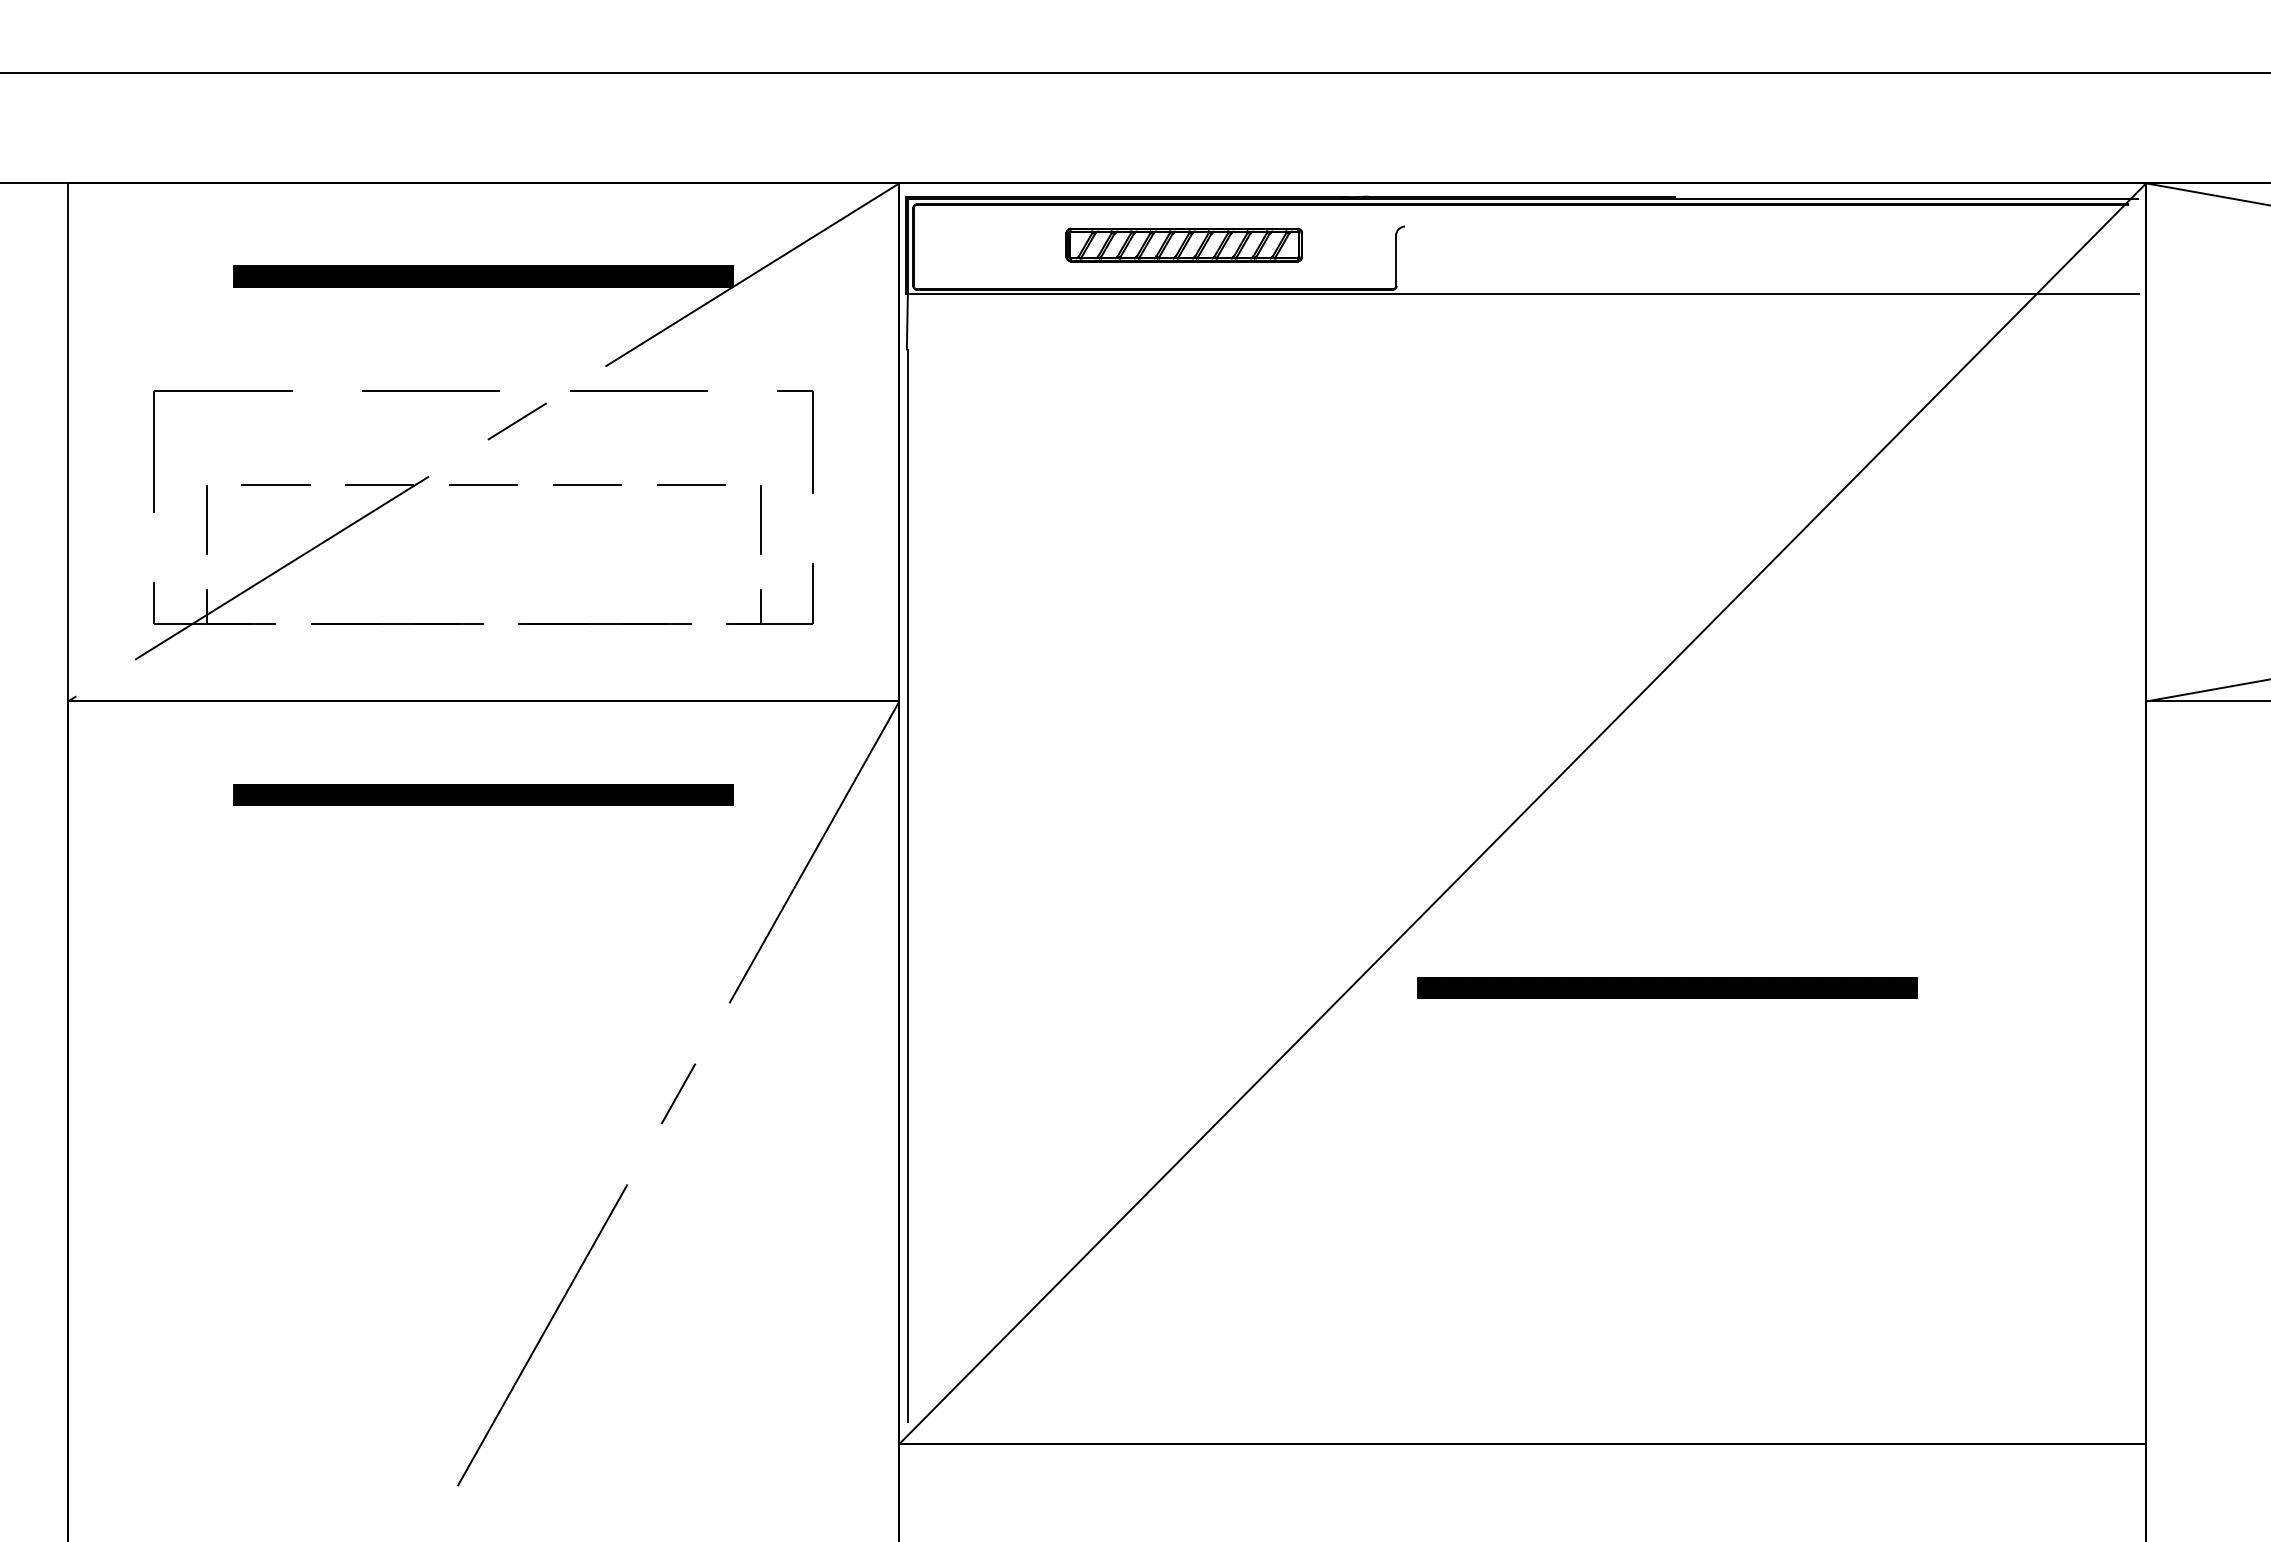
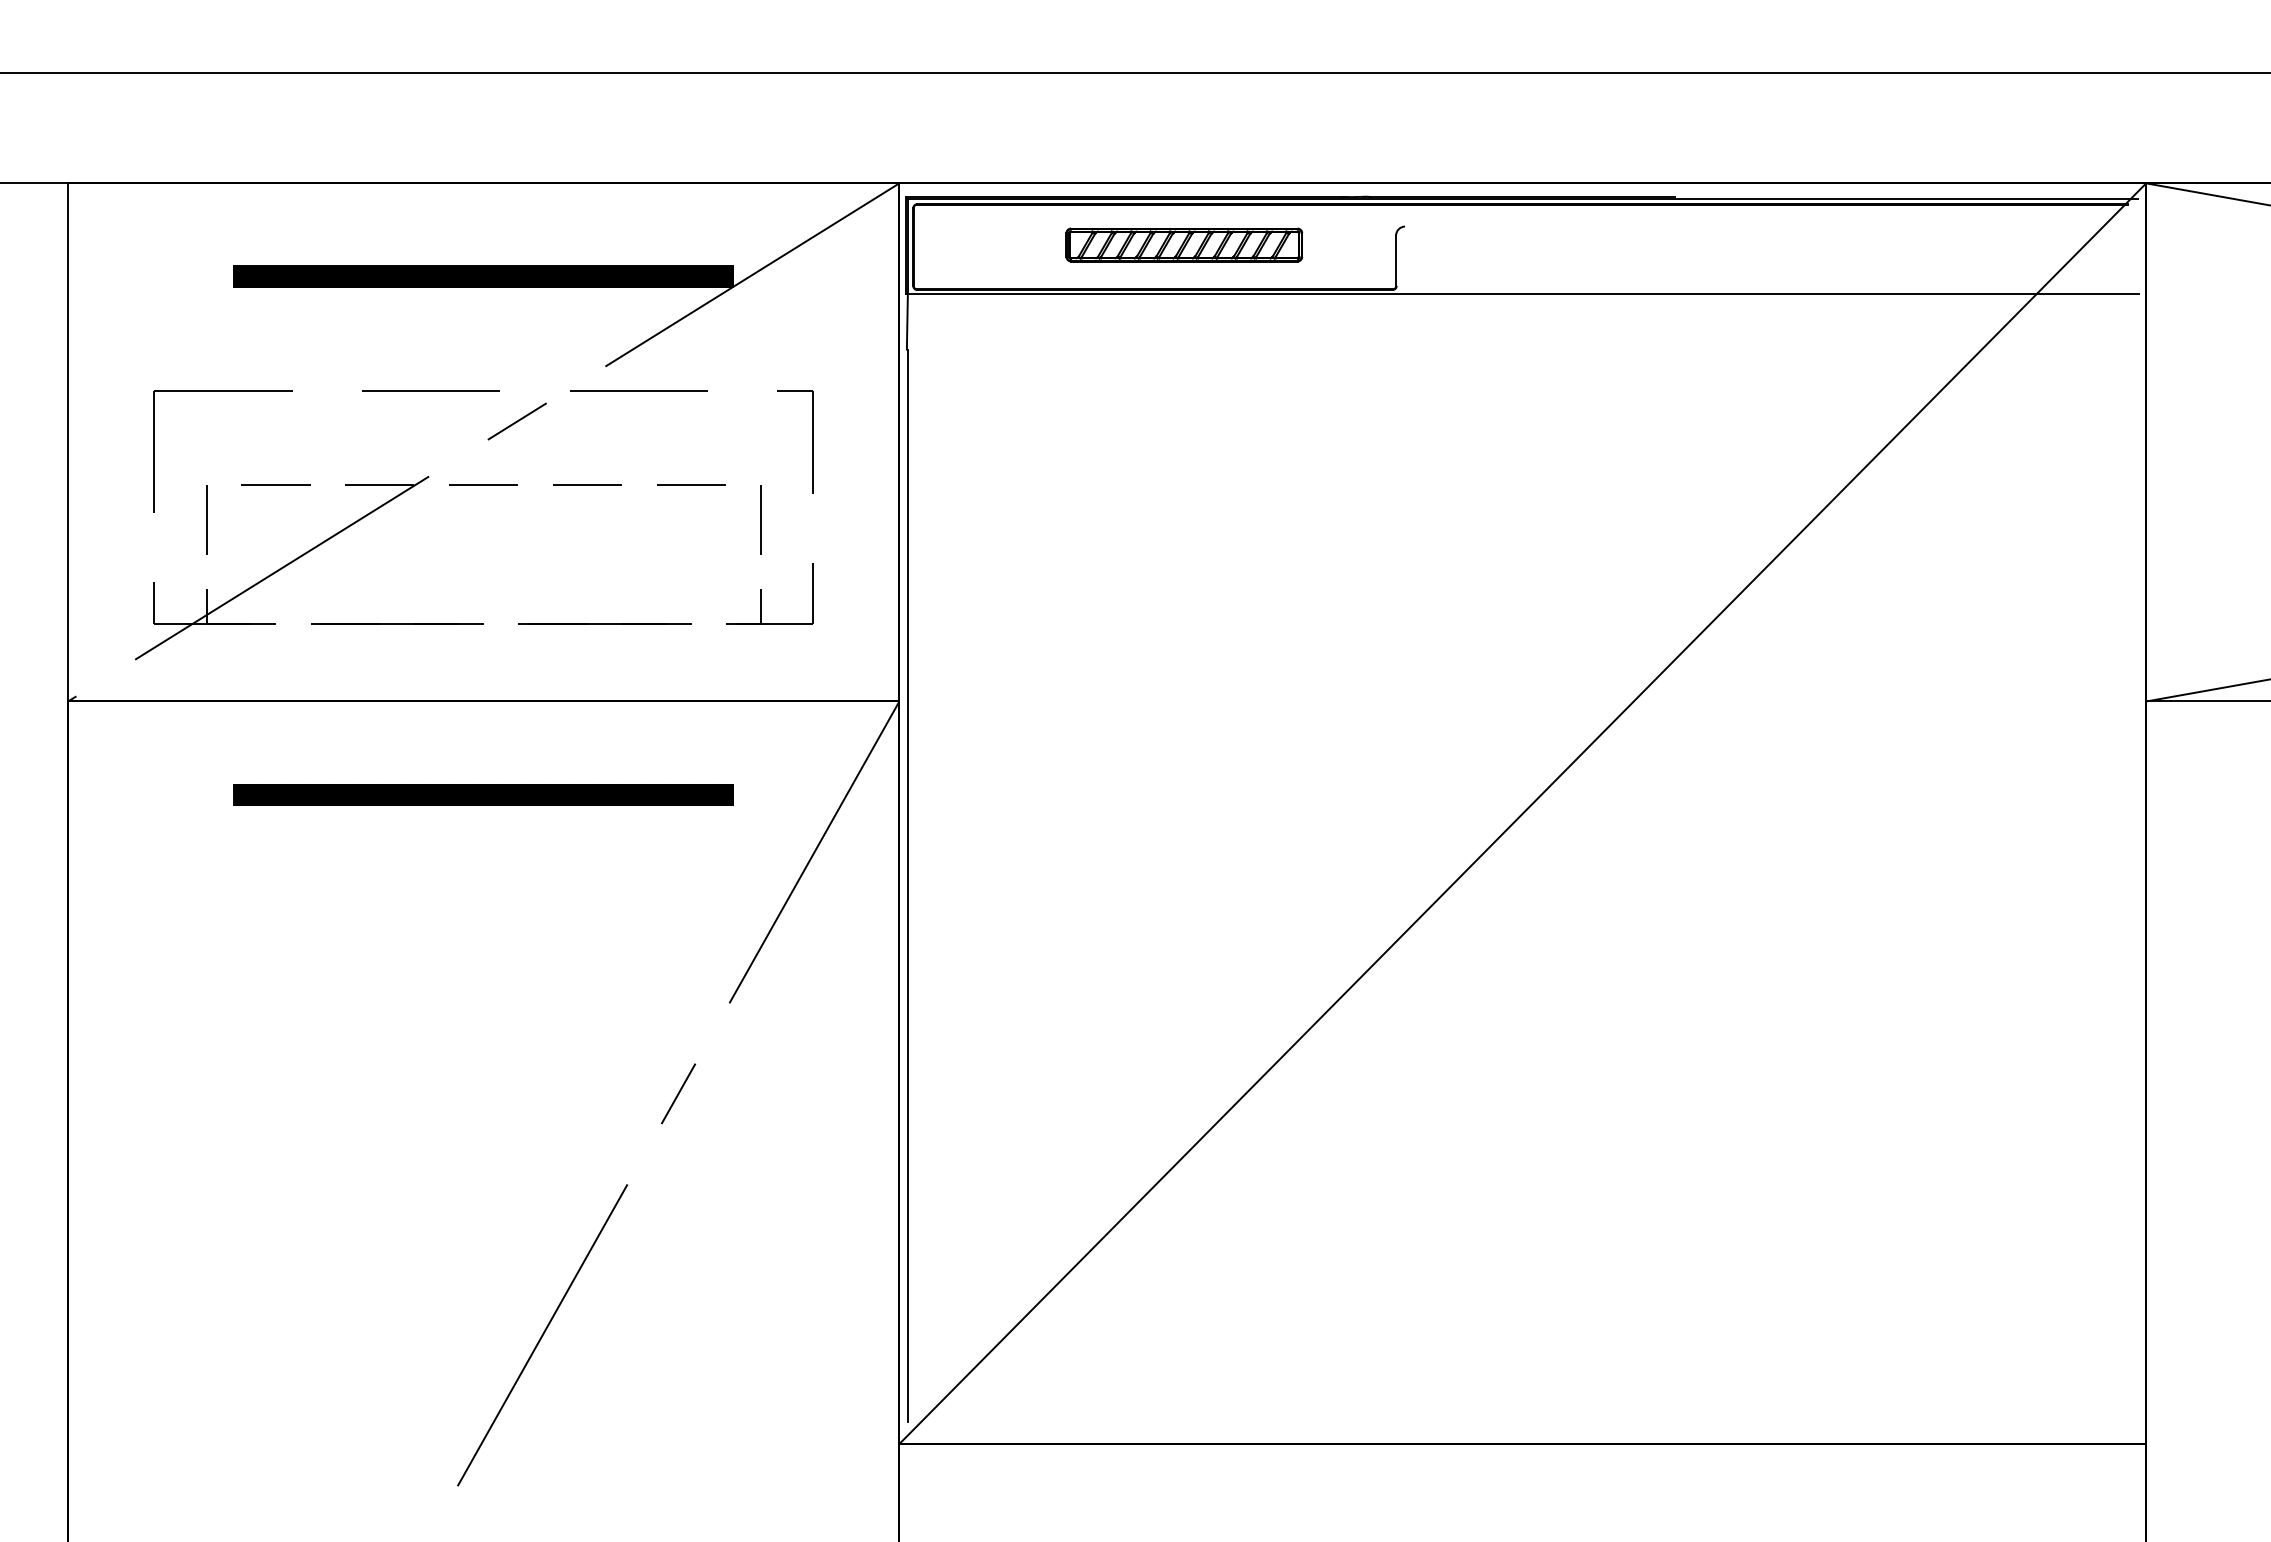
part: present -> none (1667, 987)
